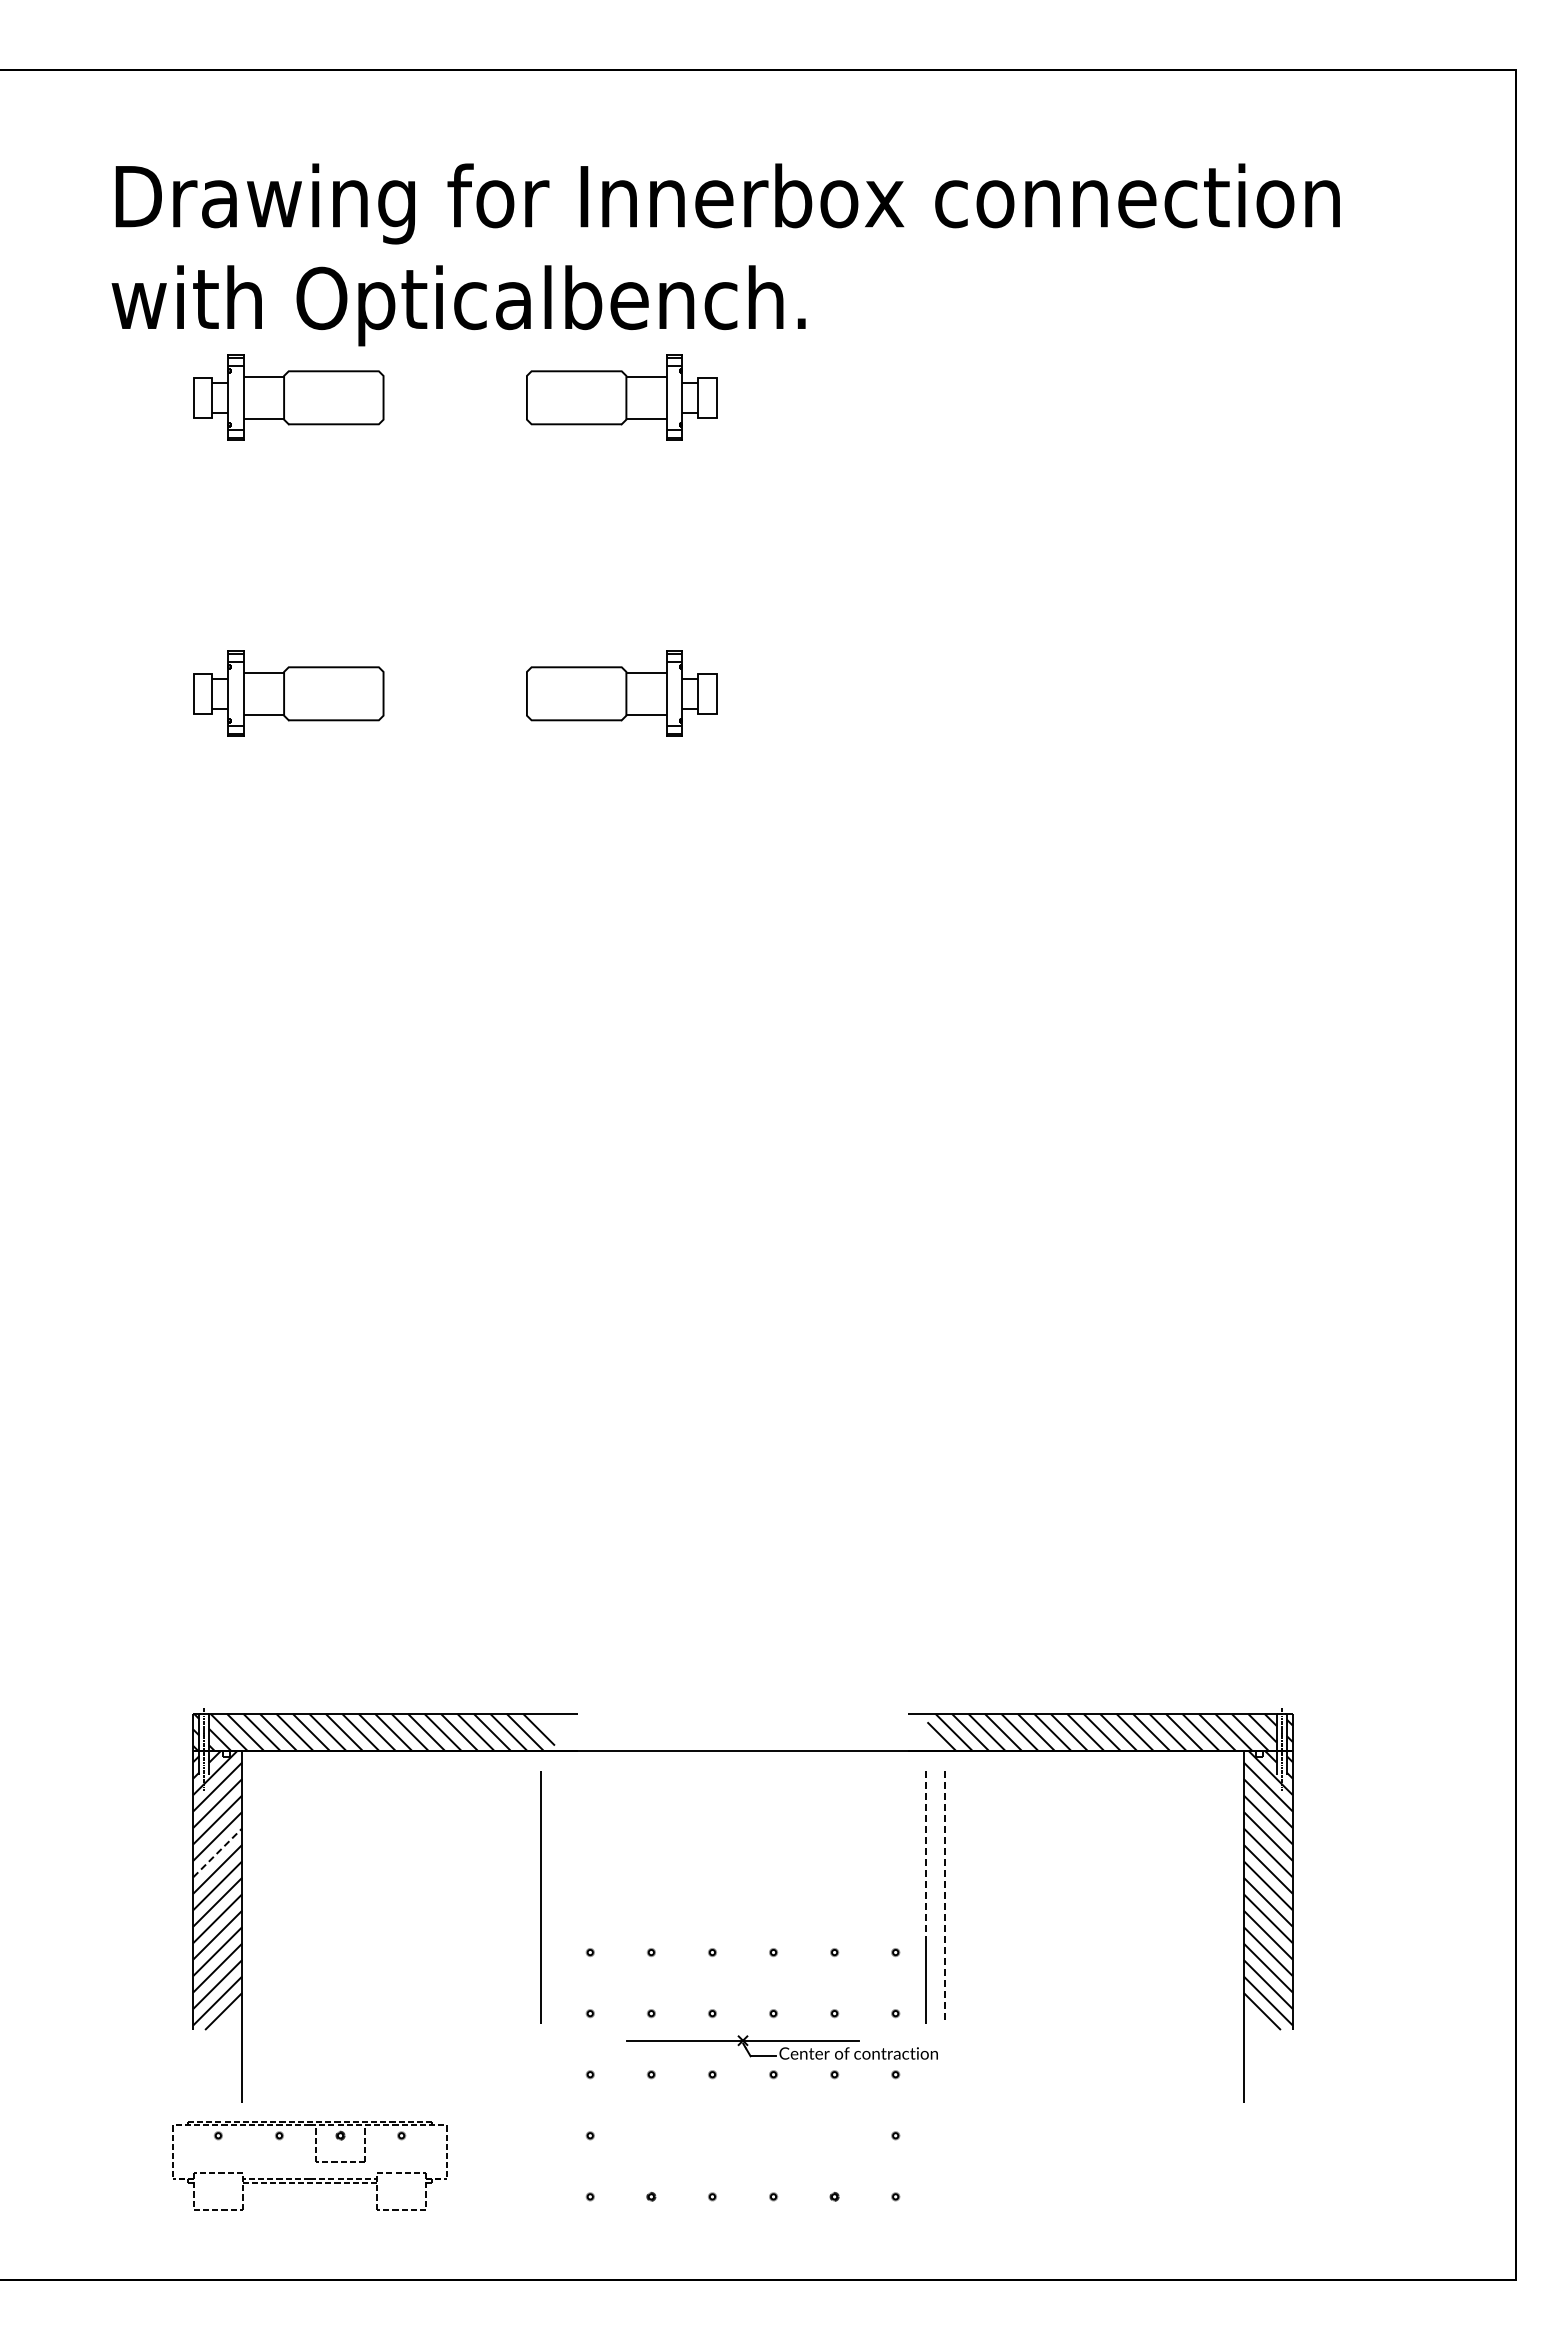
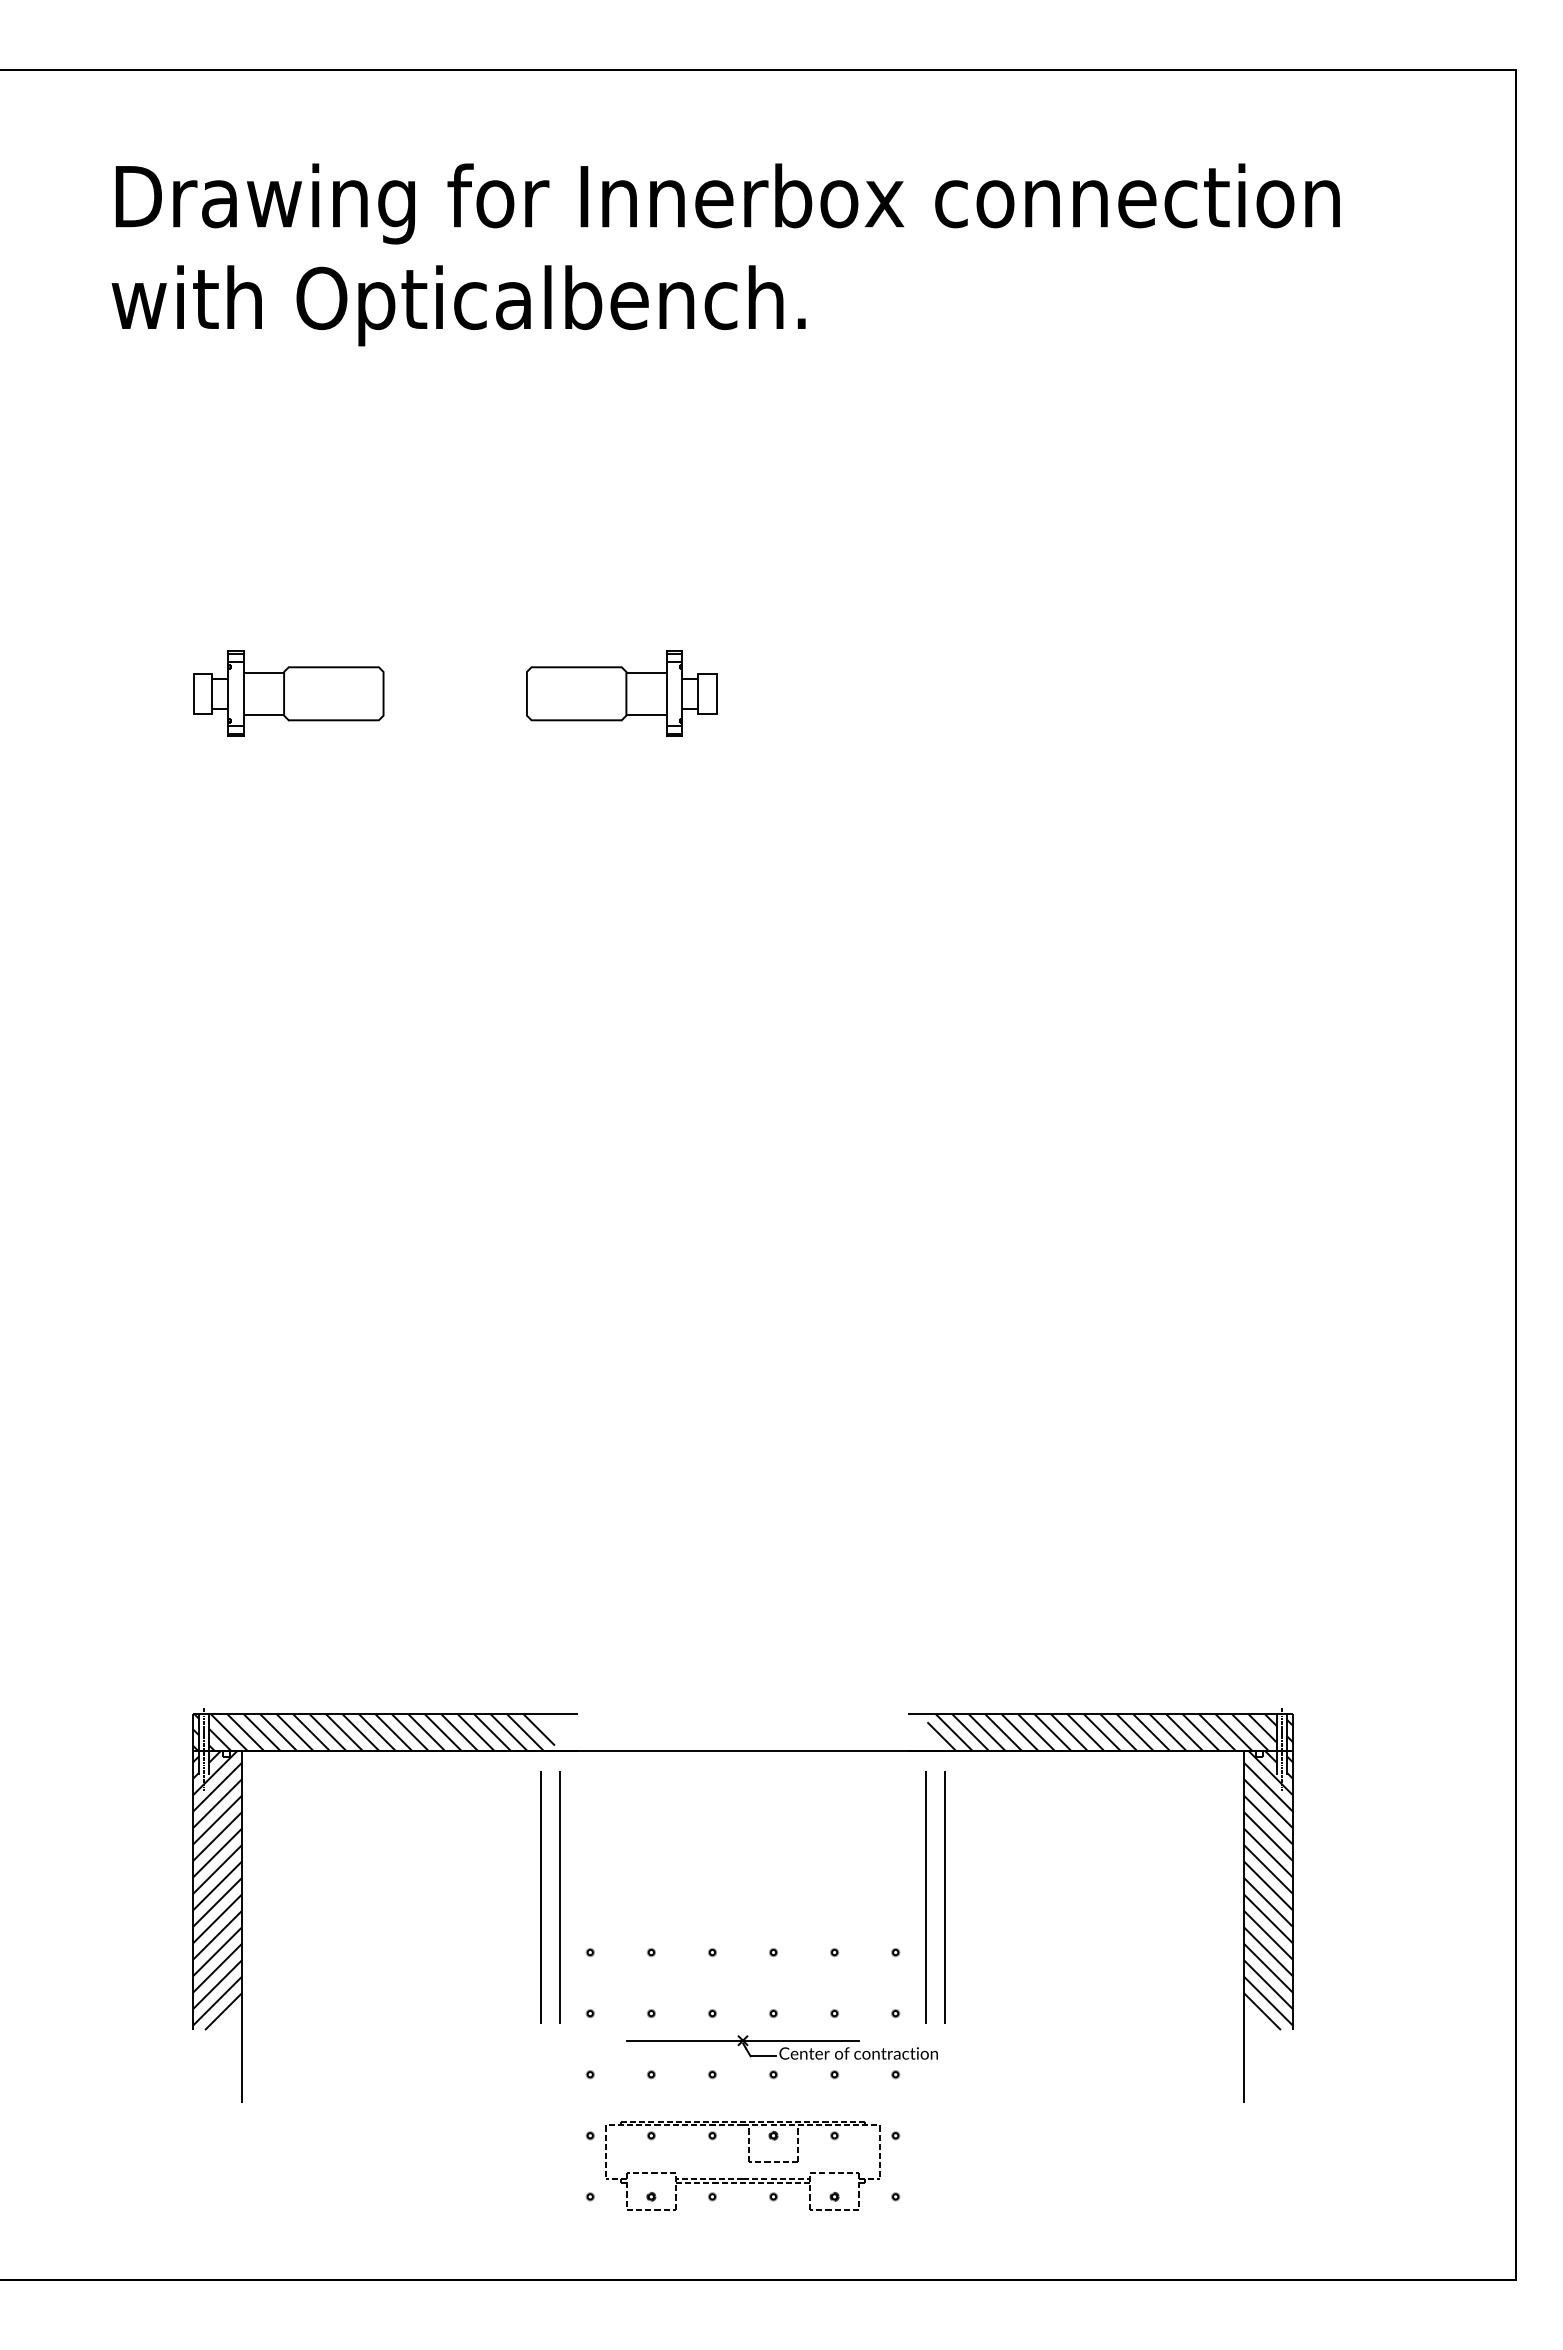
part: present -> none (288, 397)
part: present -> none (621, 397)
line: dashed -> solid (217, 1852)
line: dashed -> solid (926, 1857)
line: none -> present (559, 1897)
line: dashed -> solid (944, 1897)
part position: (315, 2161) -> (748, 2161) (748, 2161)
